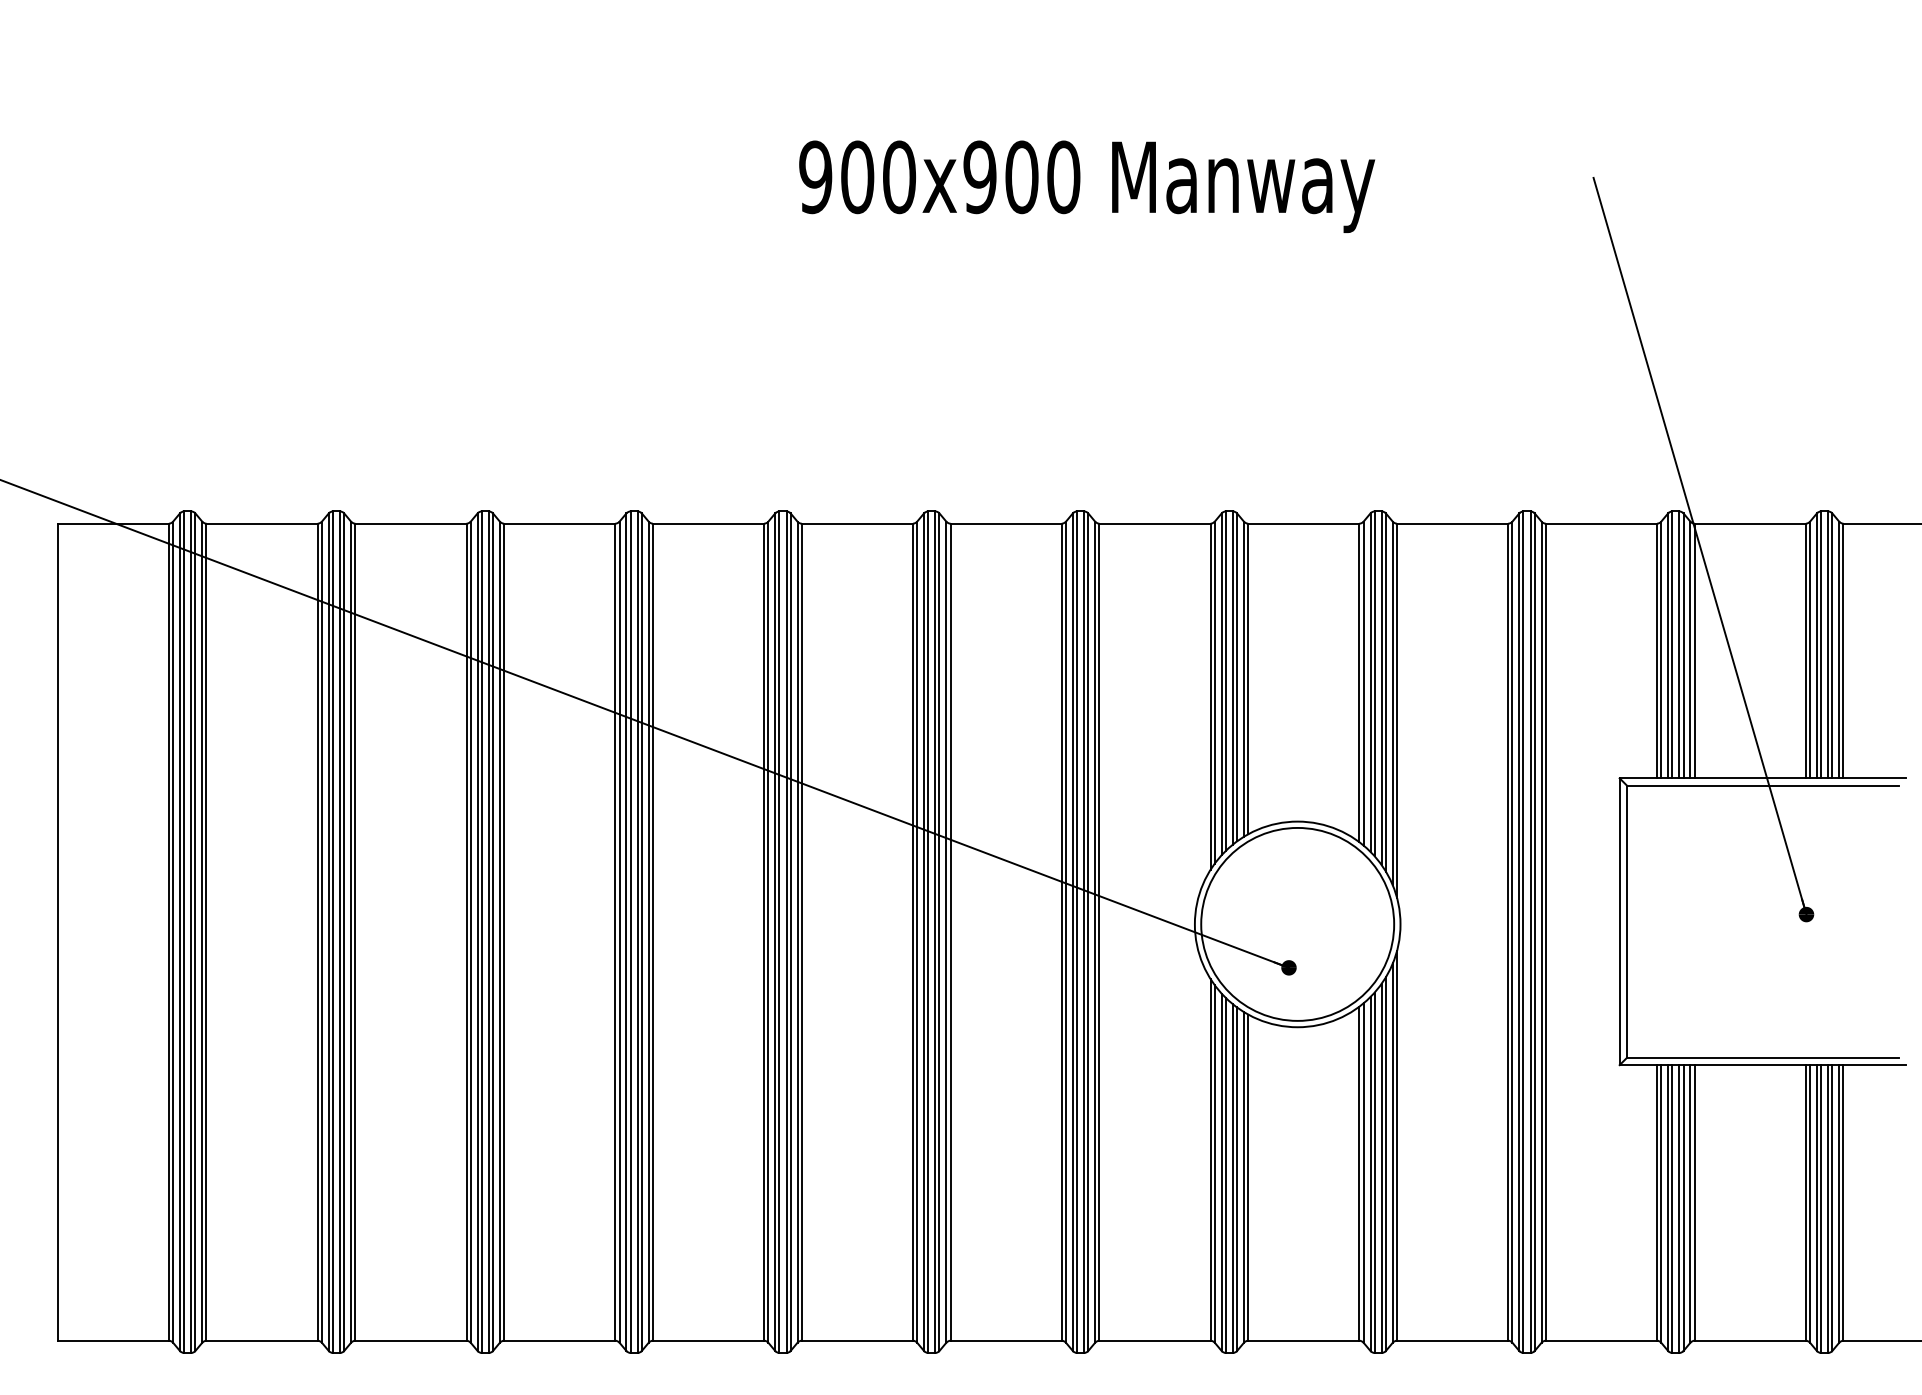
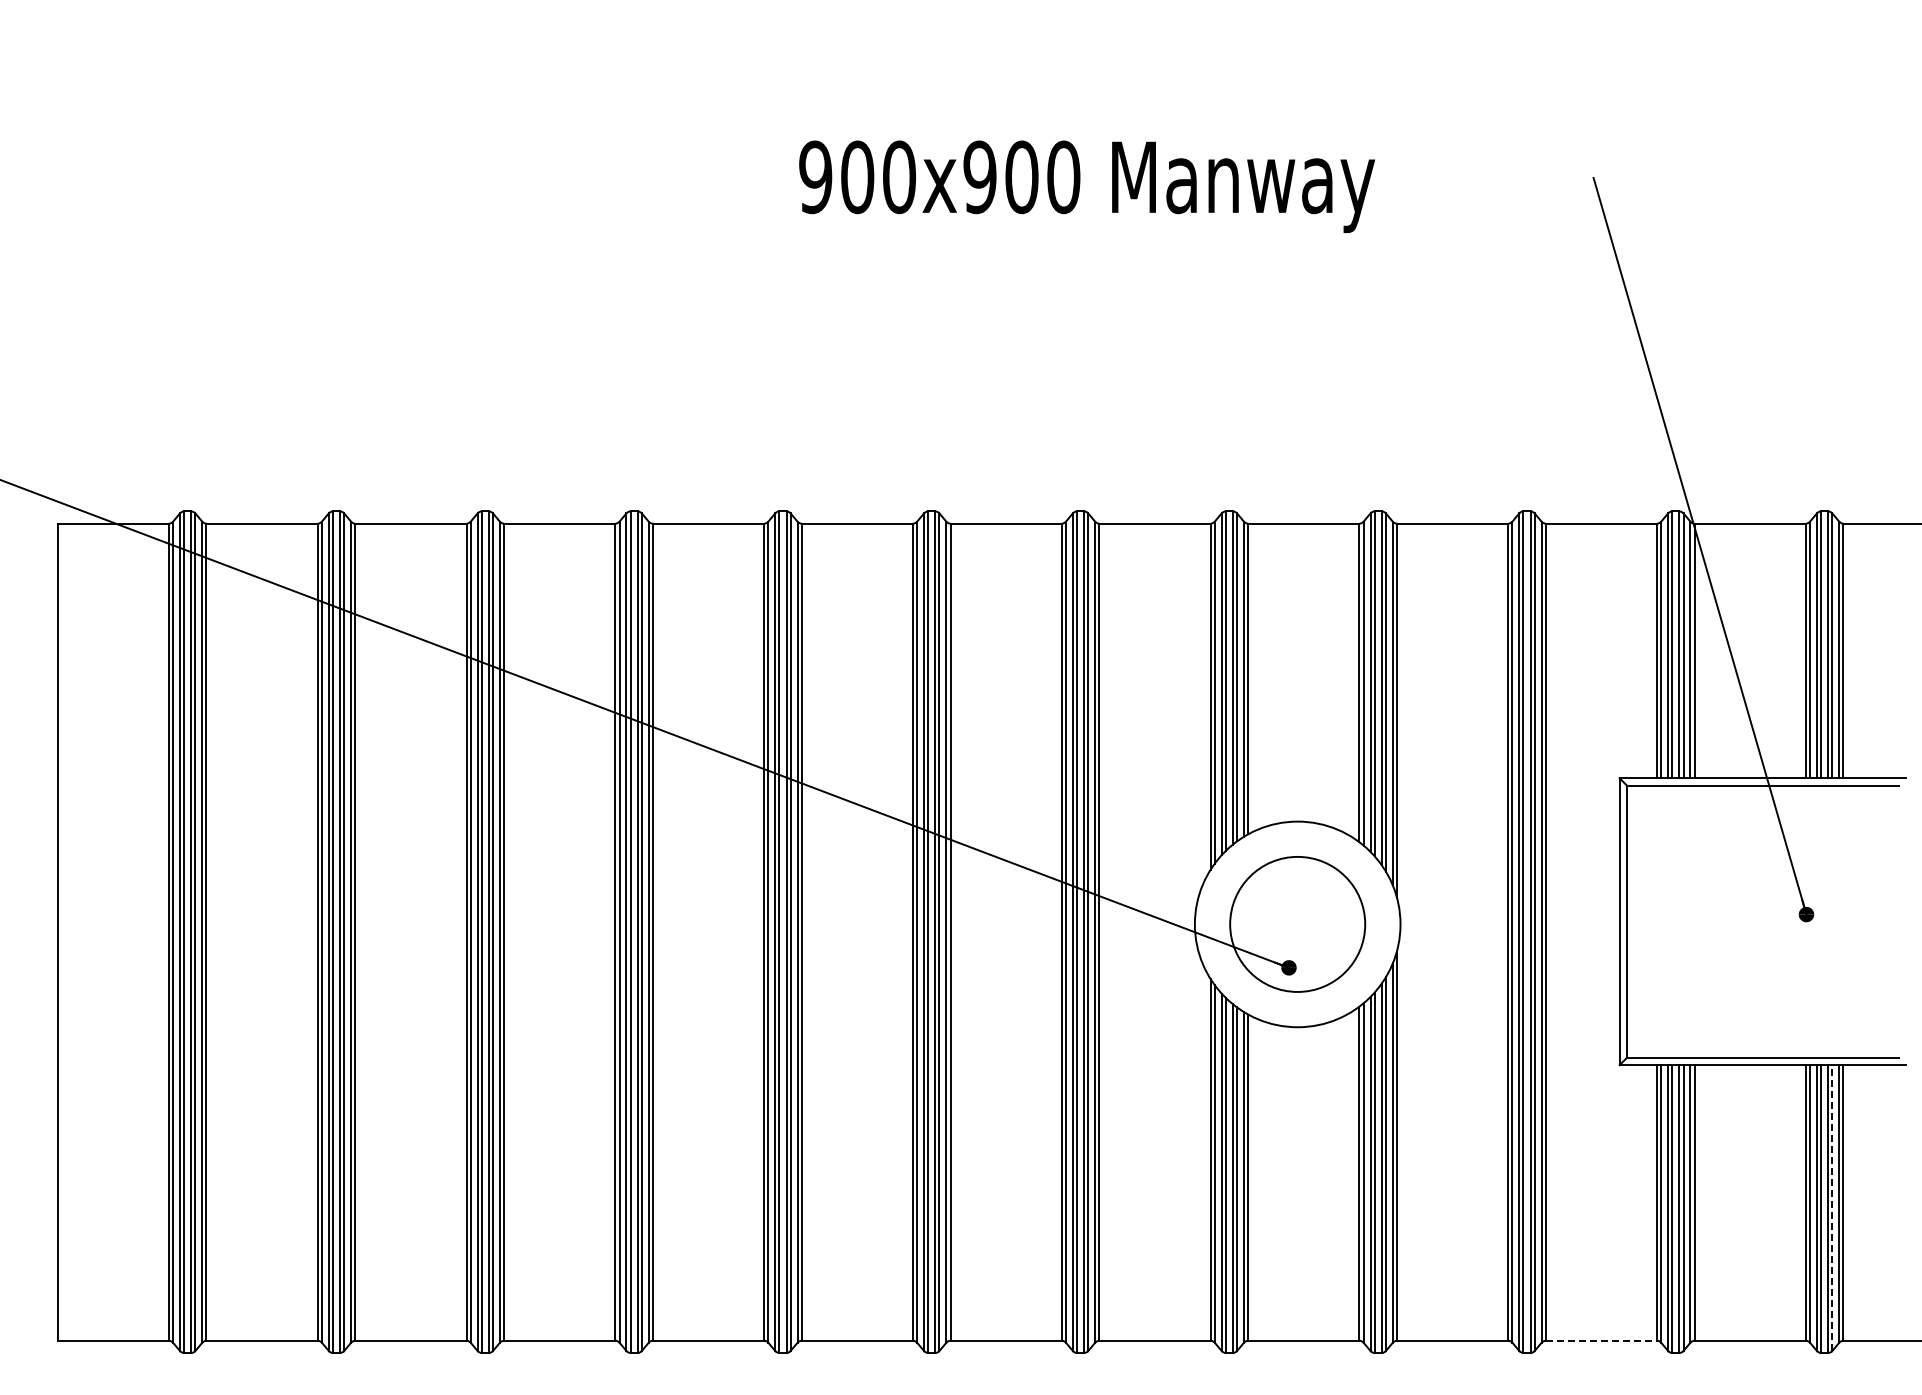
circle diameter: 193 px -> 135 px (1297, 923)
line: solid -> dashed (1832, 1208)
line: solid -> dashed (1601, 1340)
